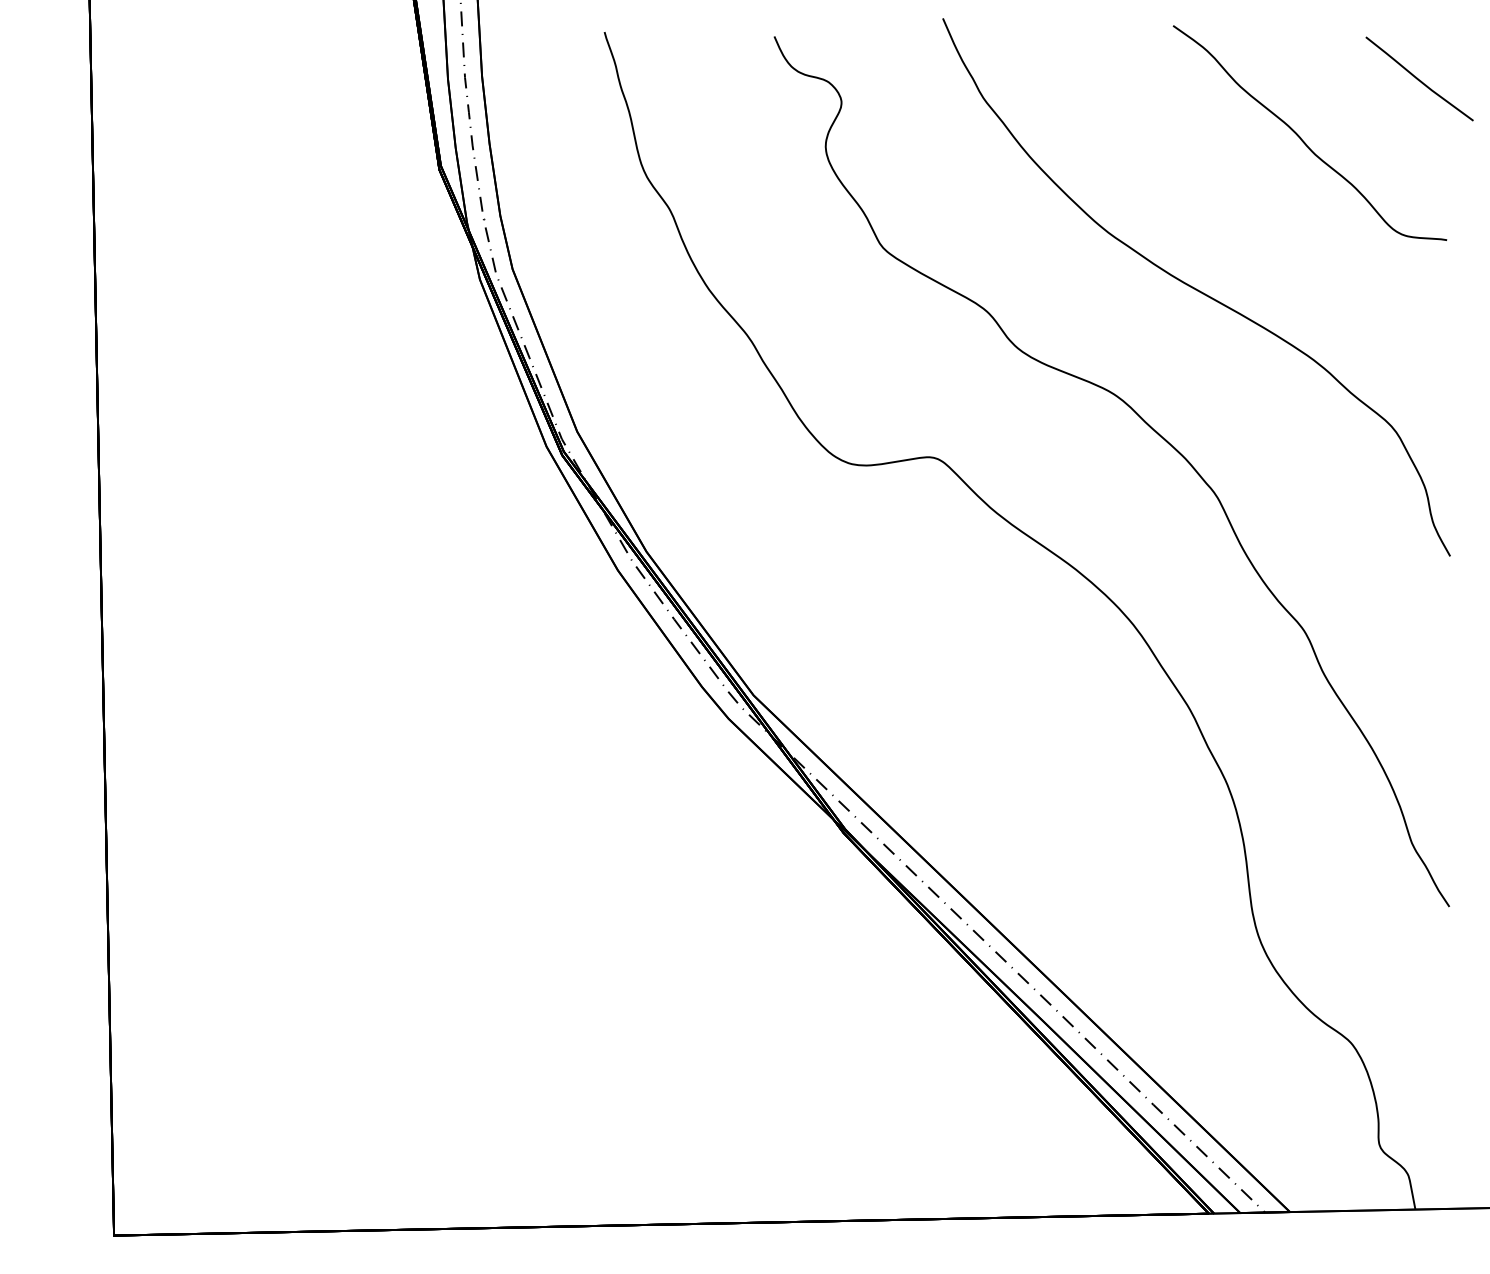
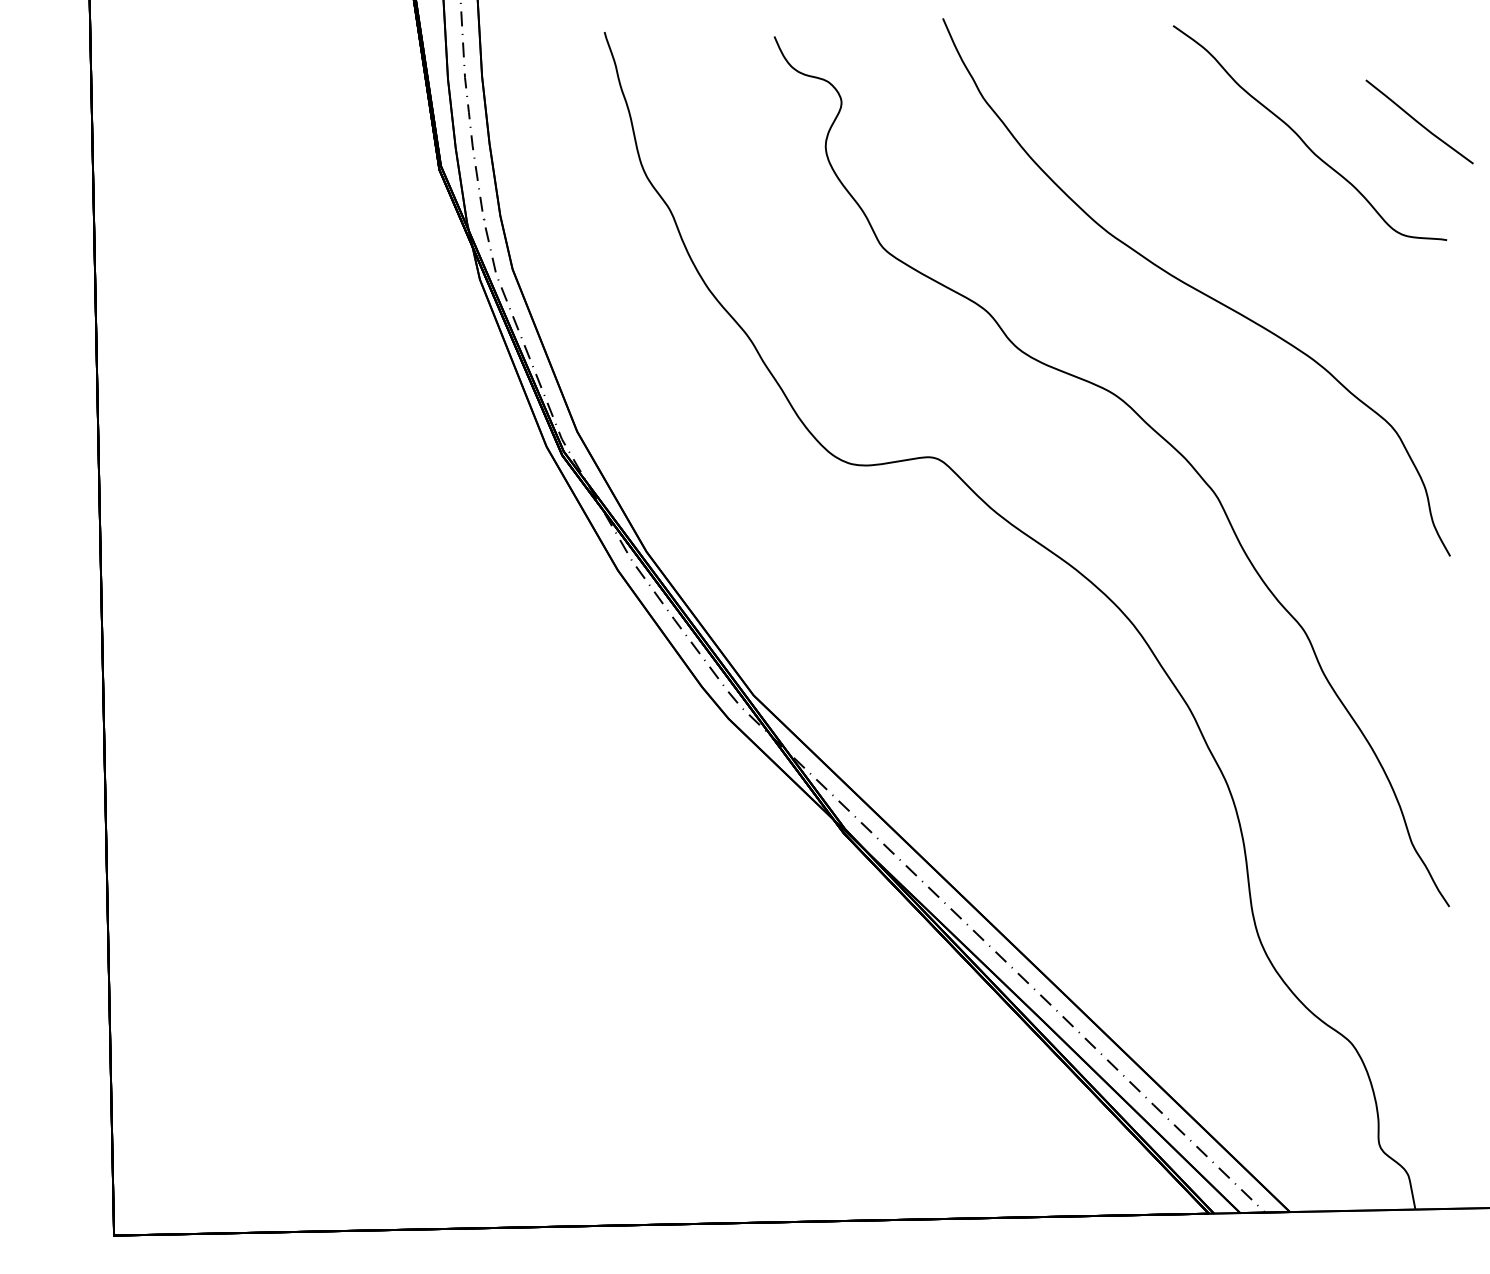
curve position: (1418, 78) -> (1418, 121) (1418, 121)
